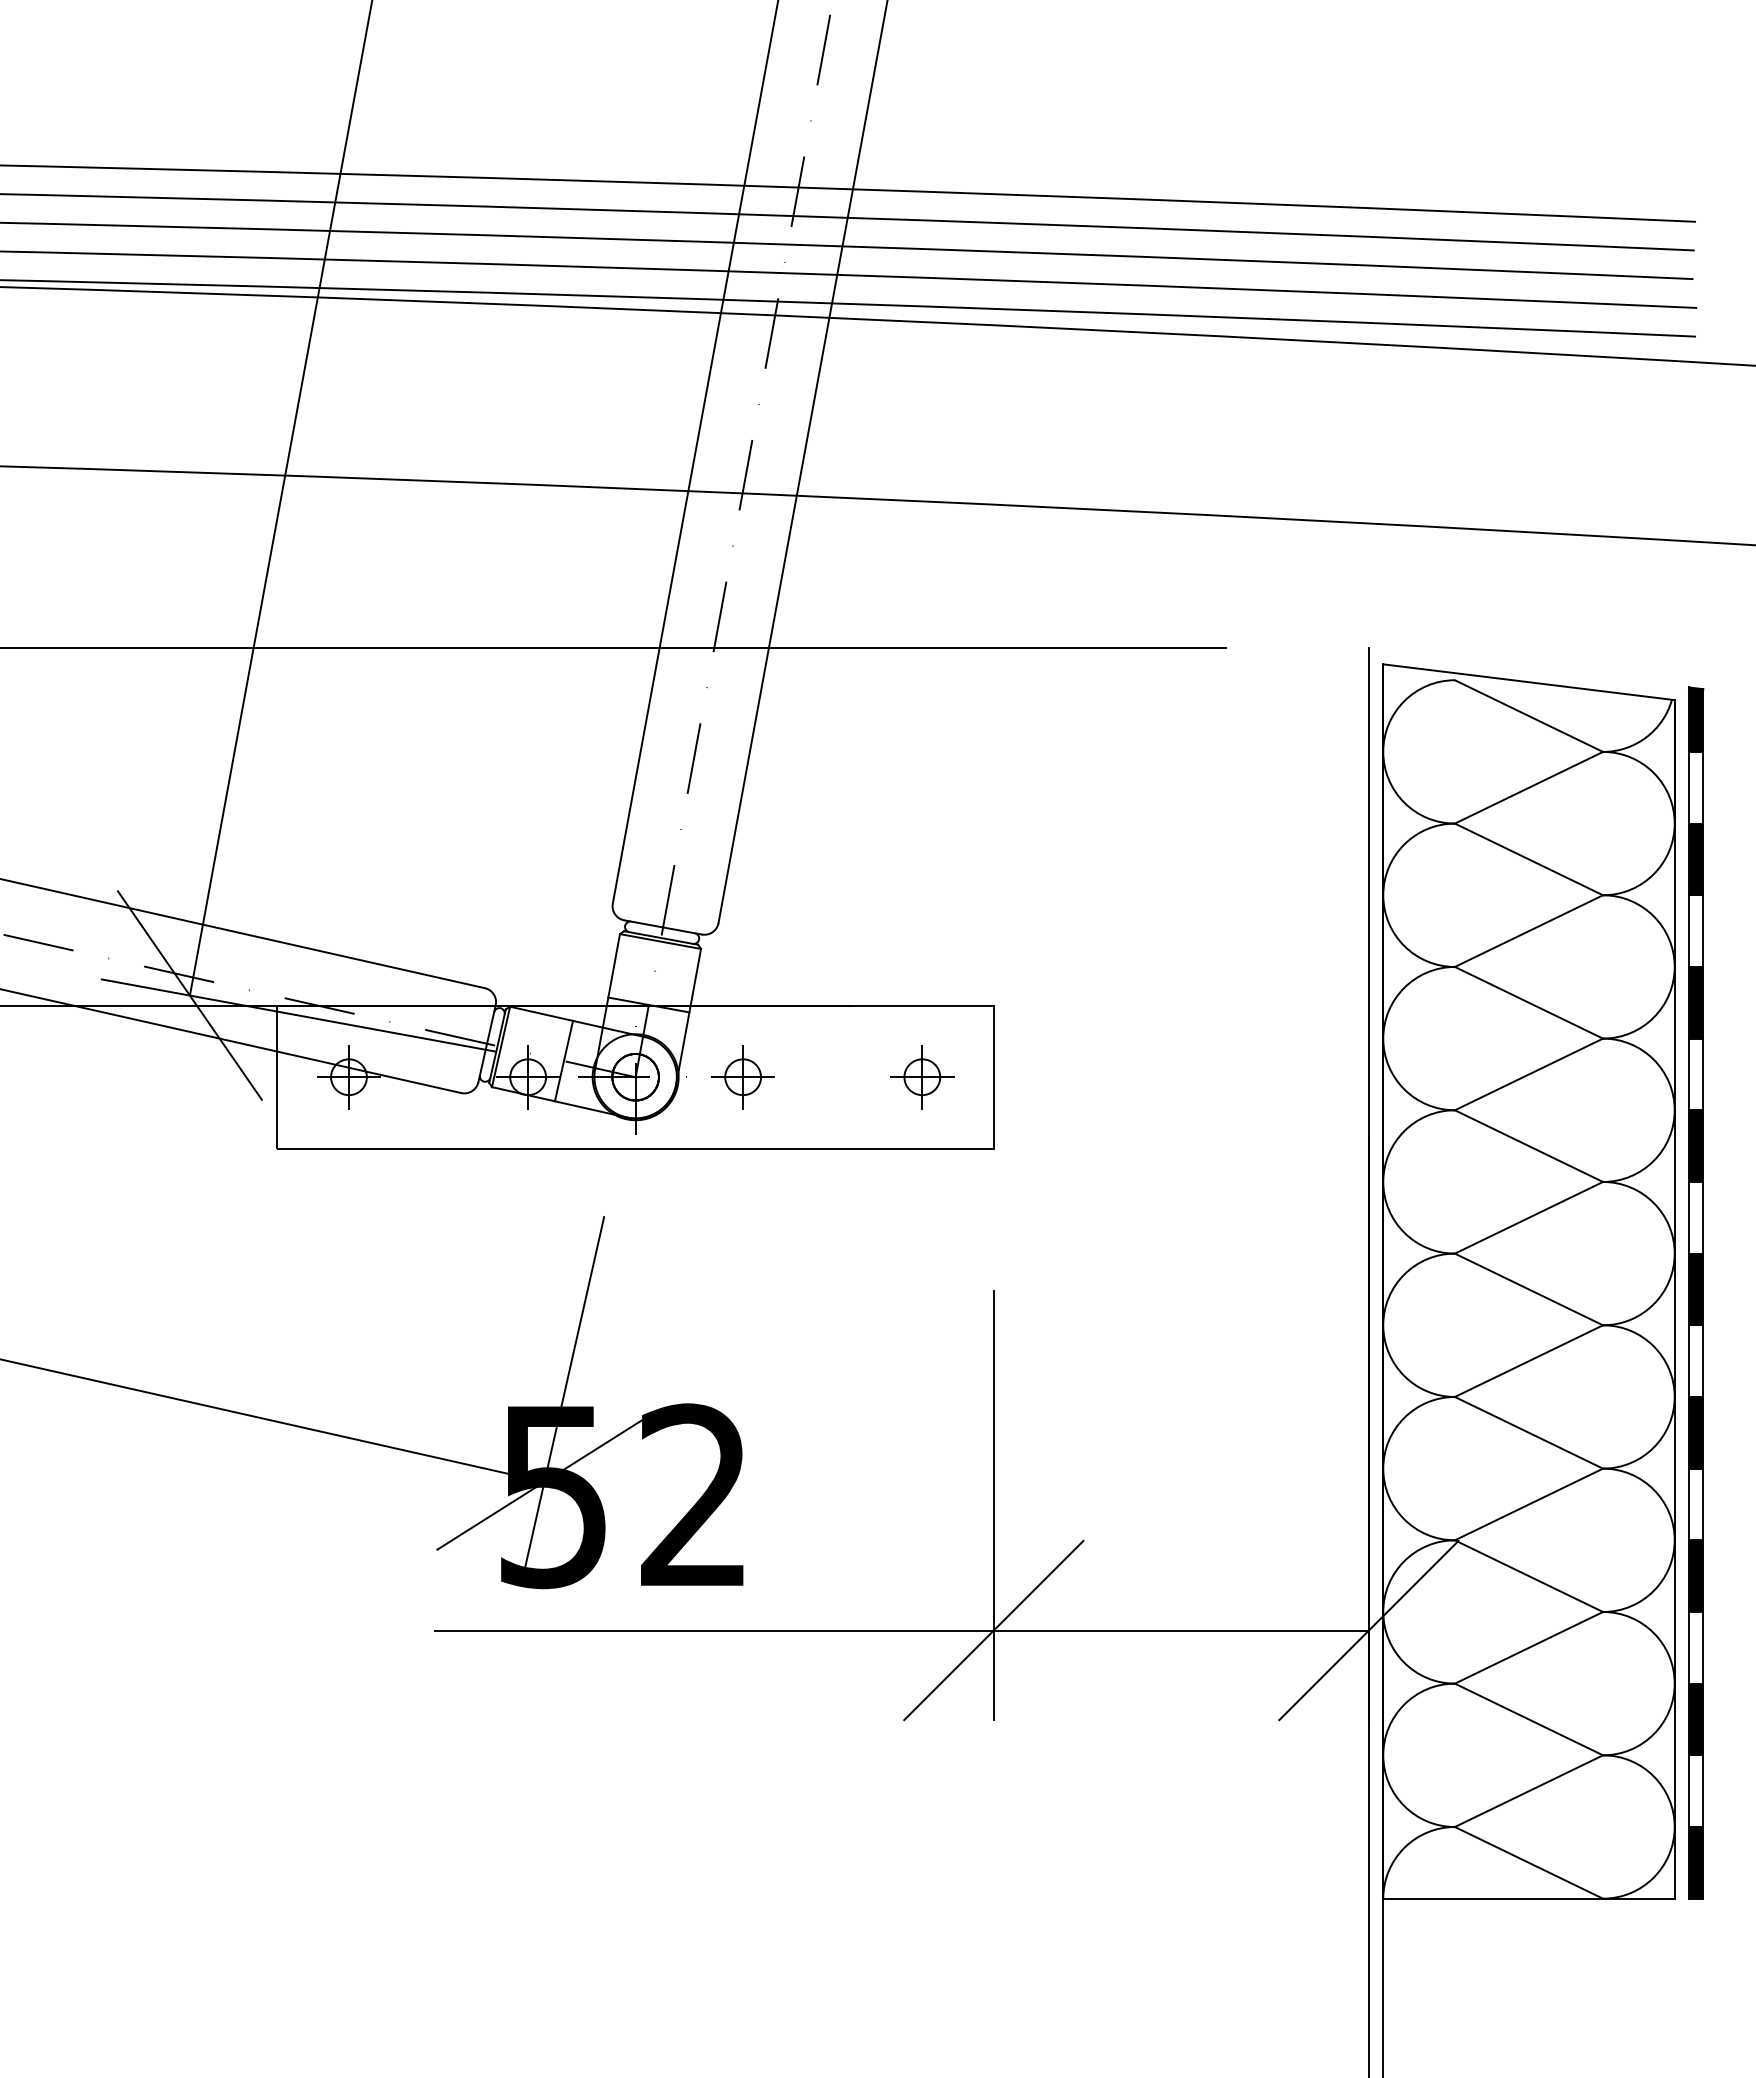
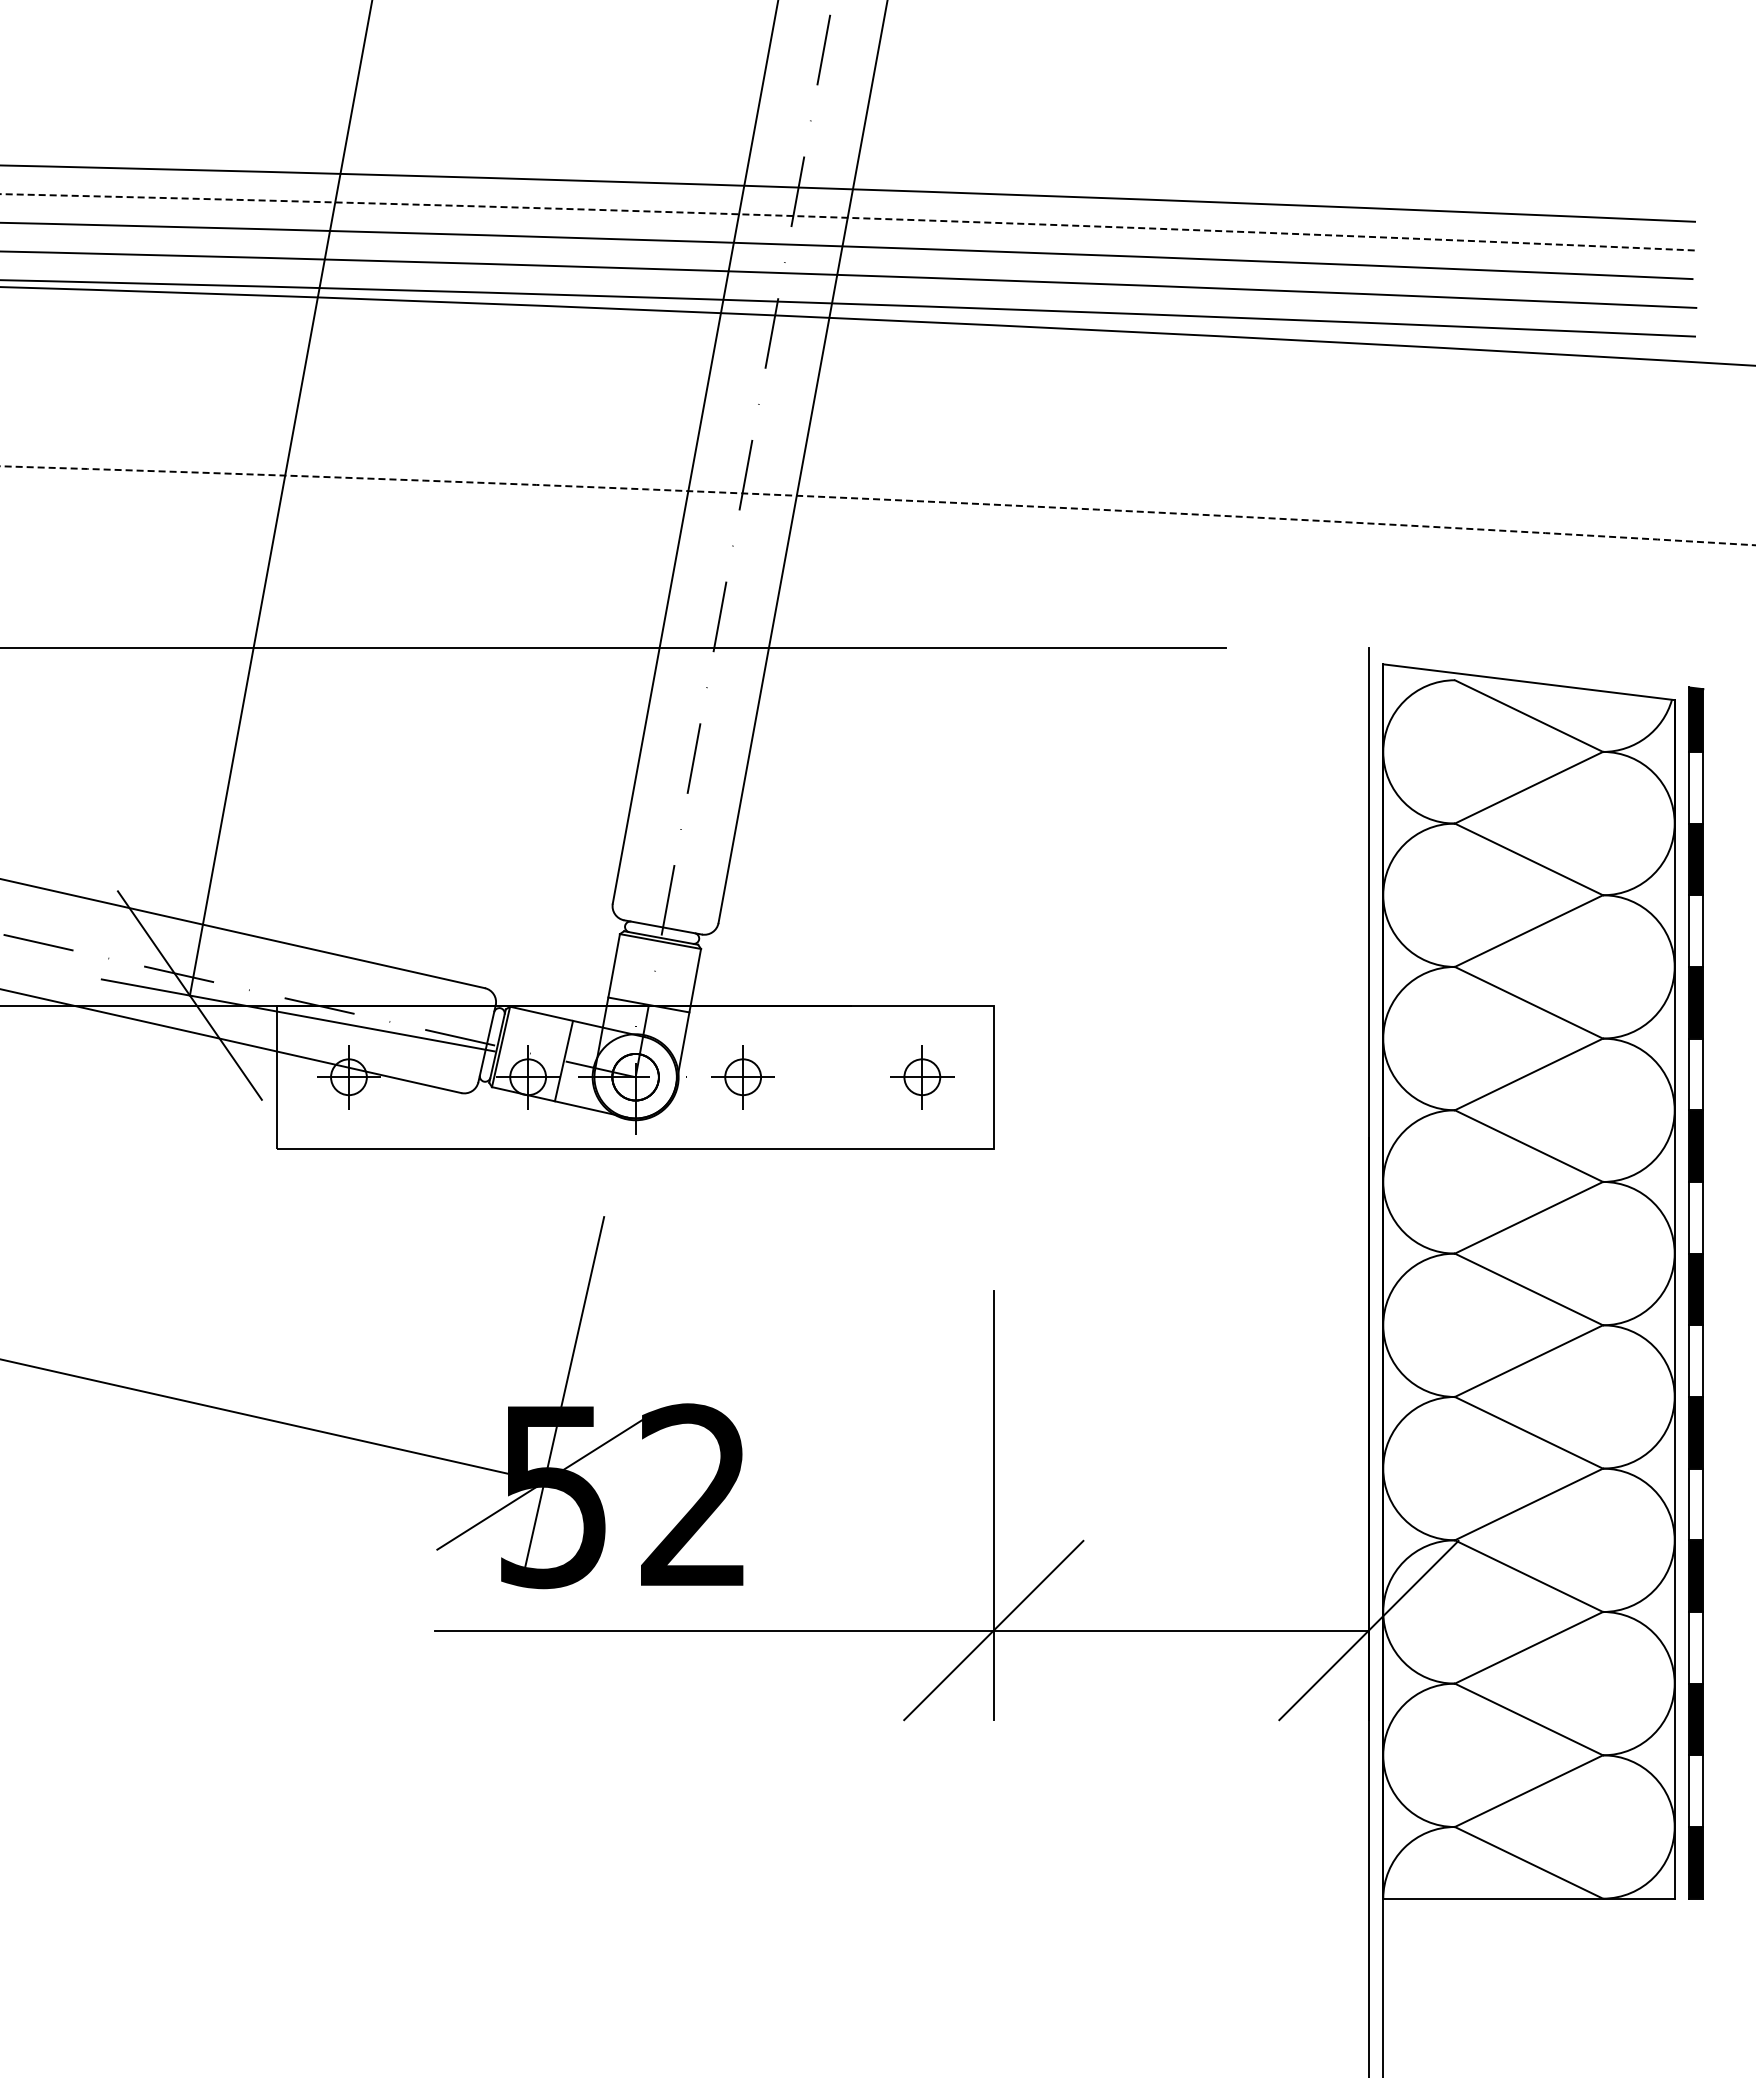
arc: solid -> dashed (847, 217)
arc: solid -> dashed (877, 499)
